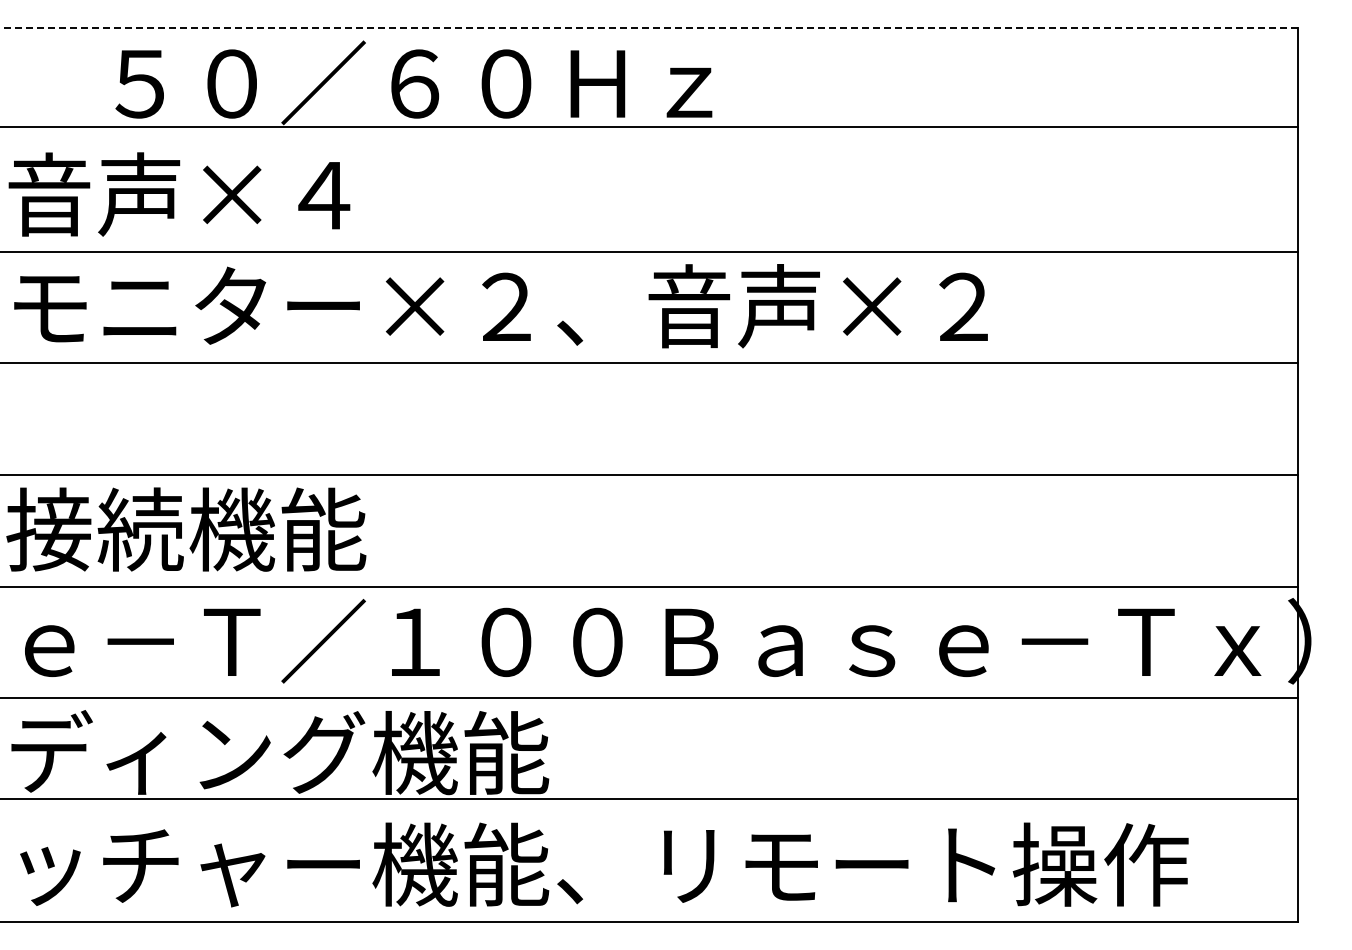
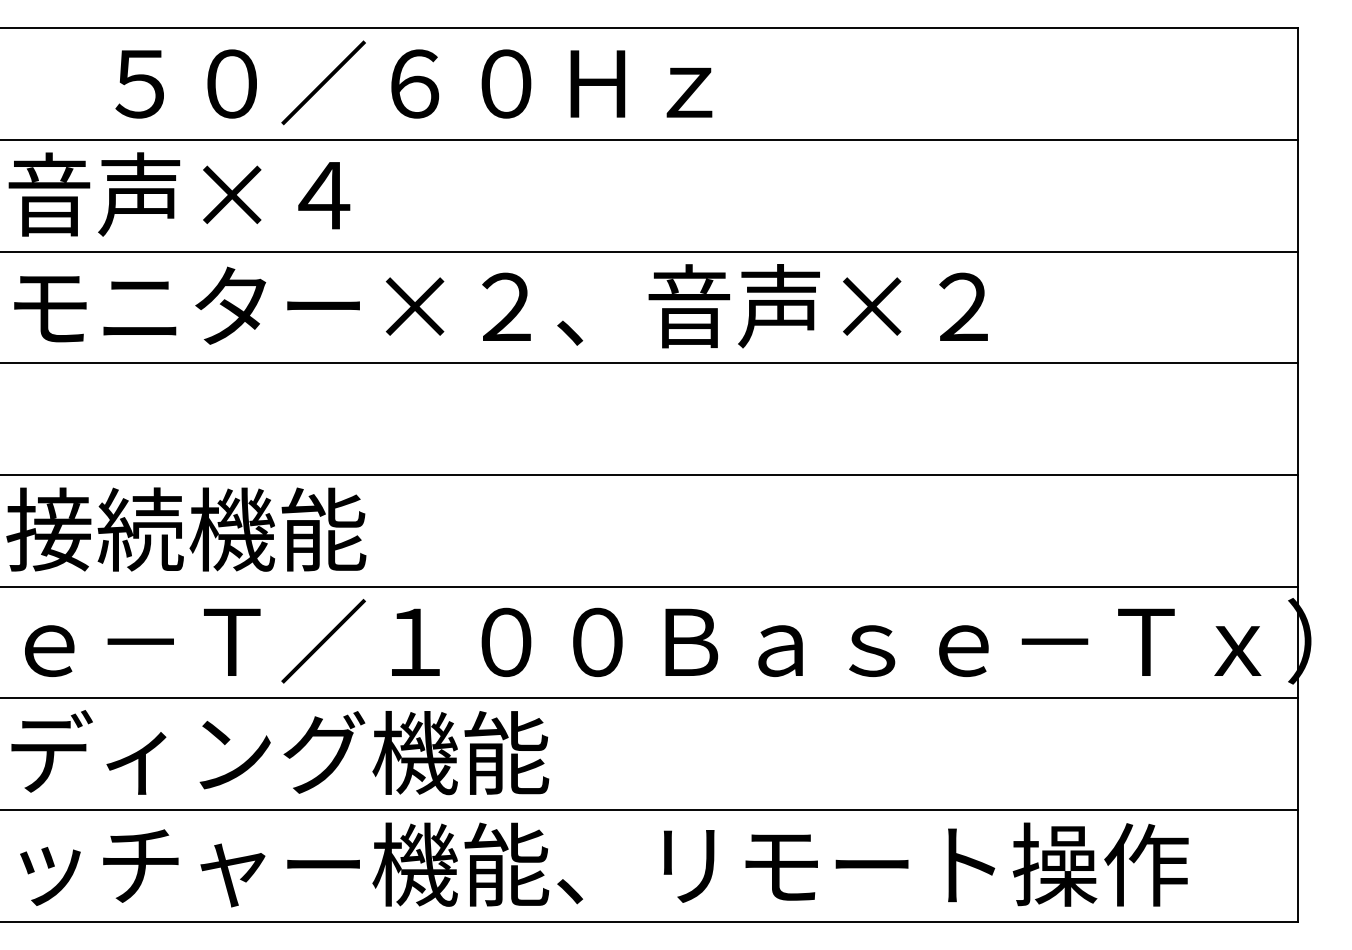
line: dashed -> solid (649, 28)
line position: (649, 126) -> (649, 139) (649, 139)
line position: (649, 799) -> (649, 810) (649, 810)
